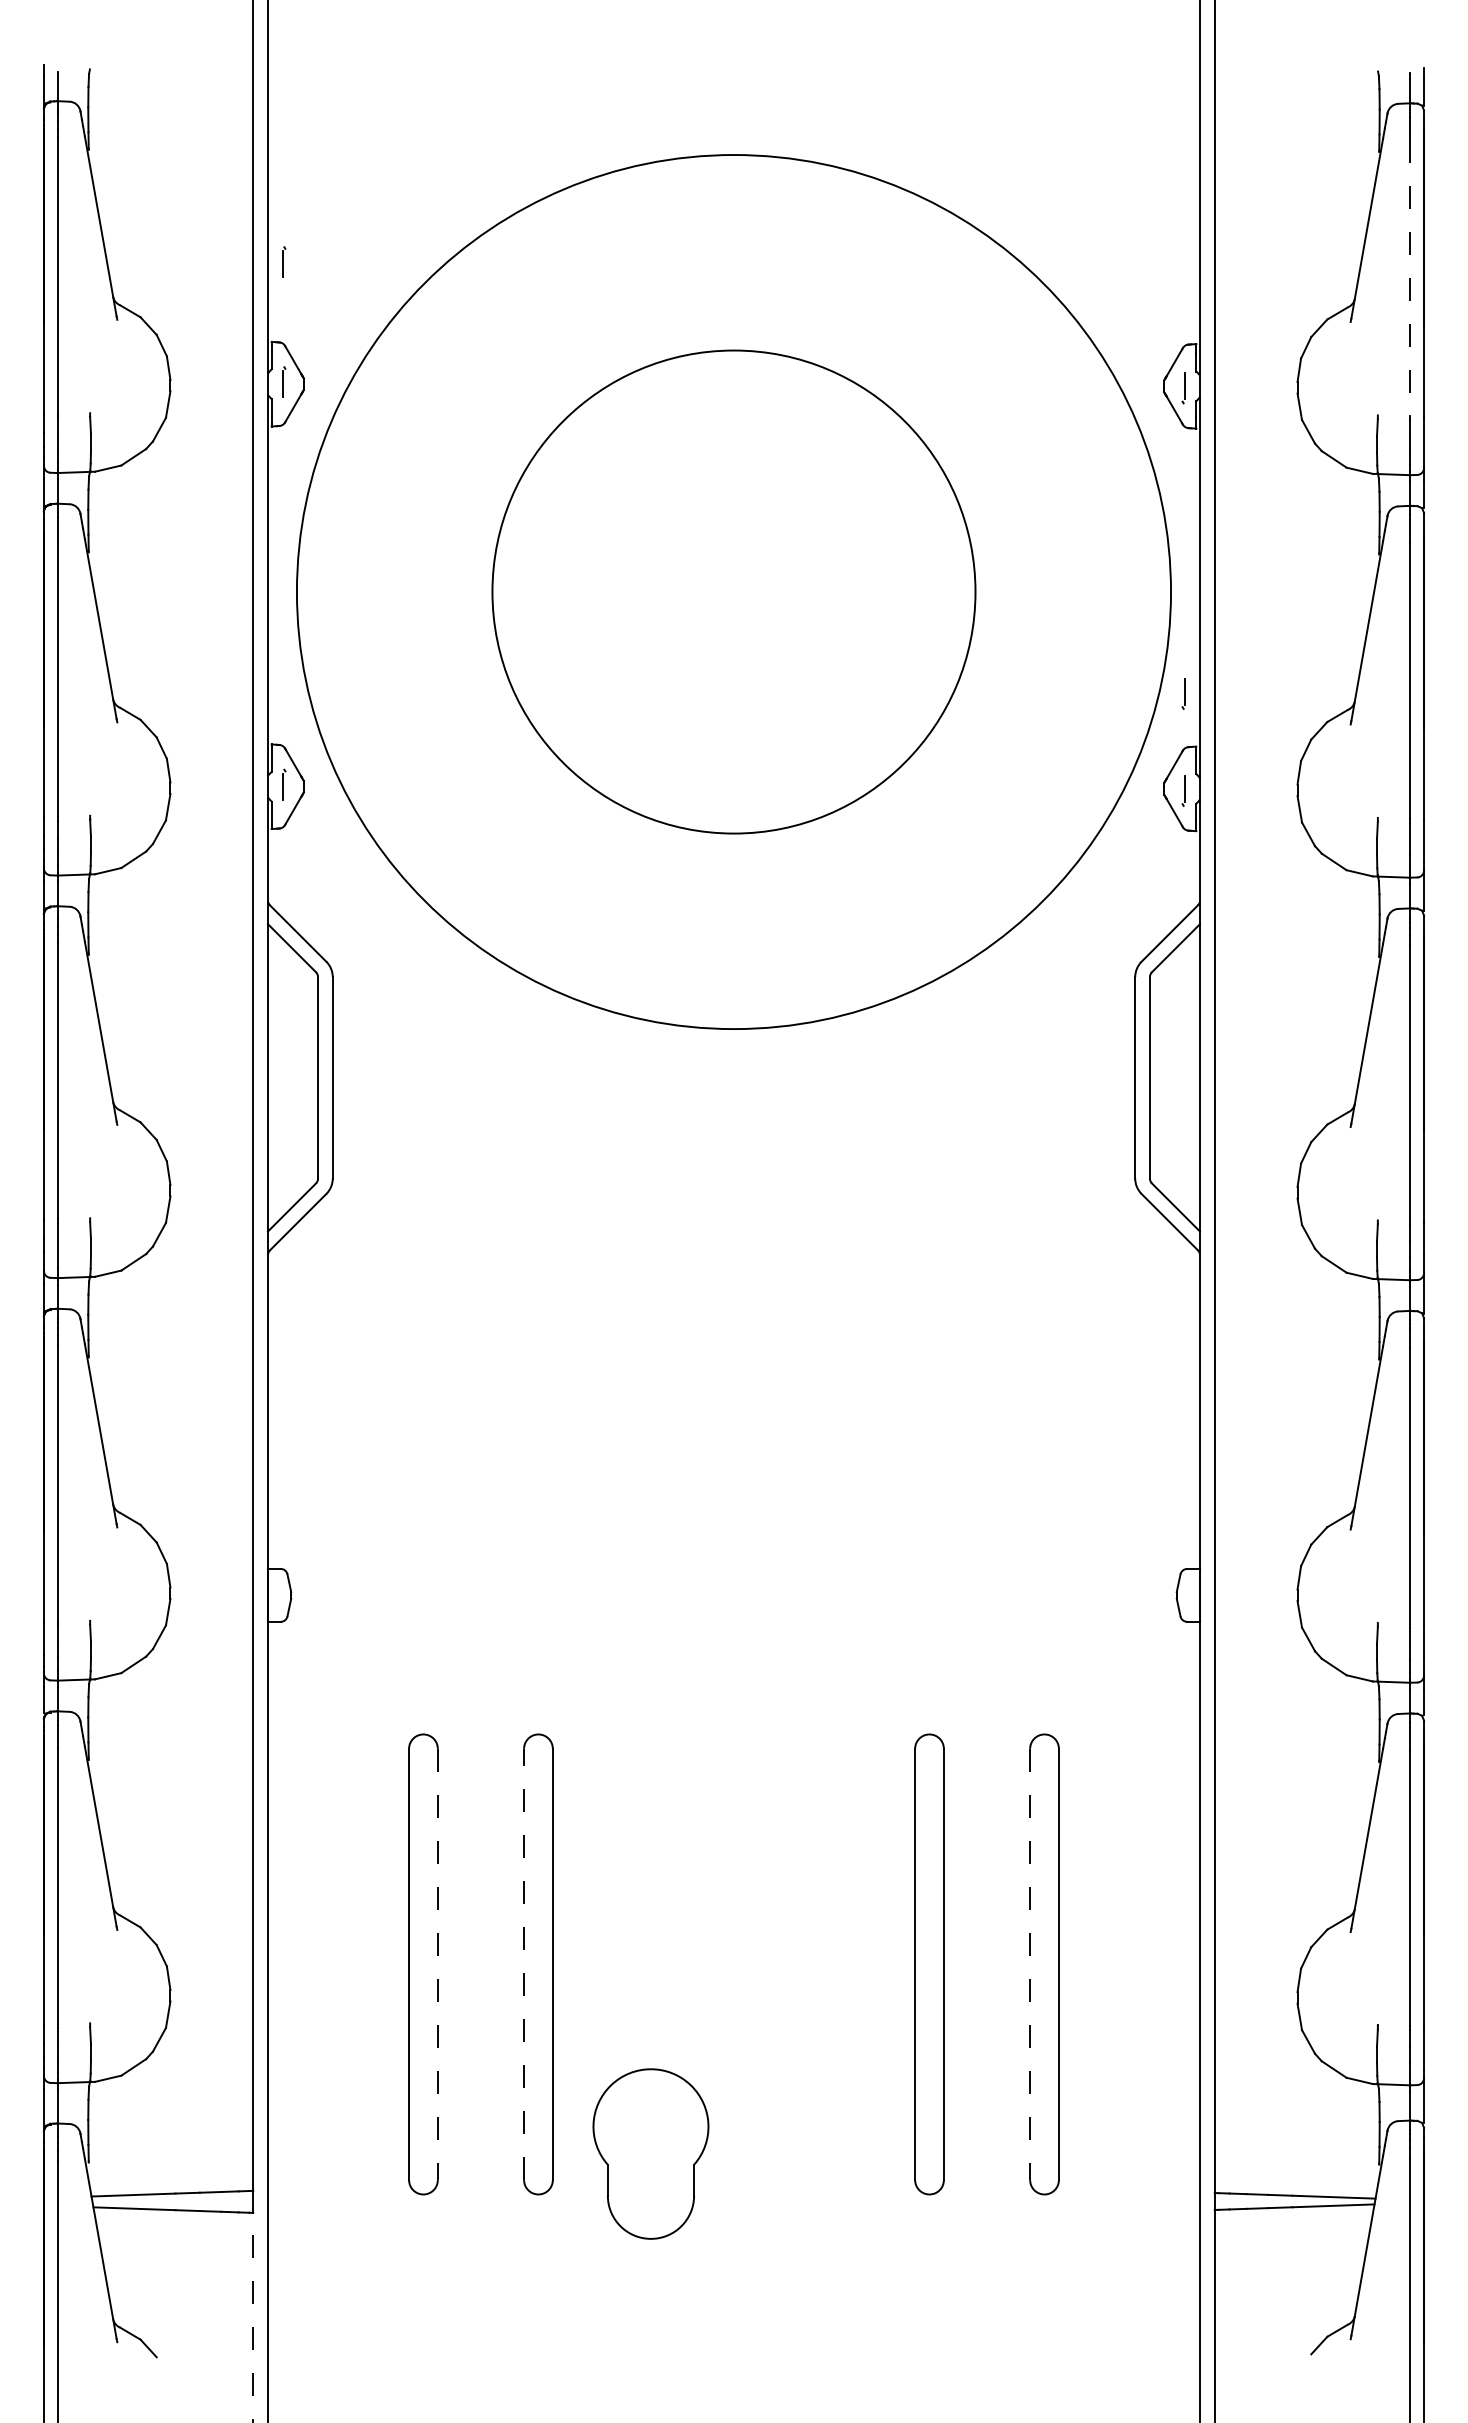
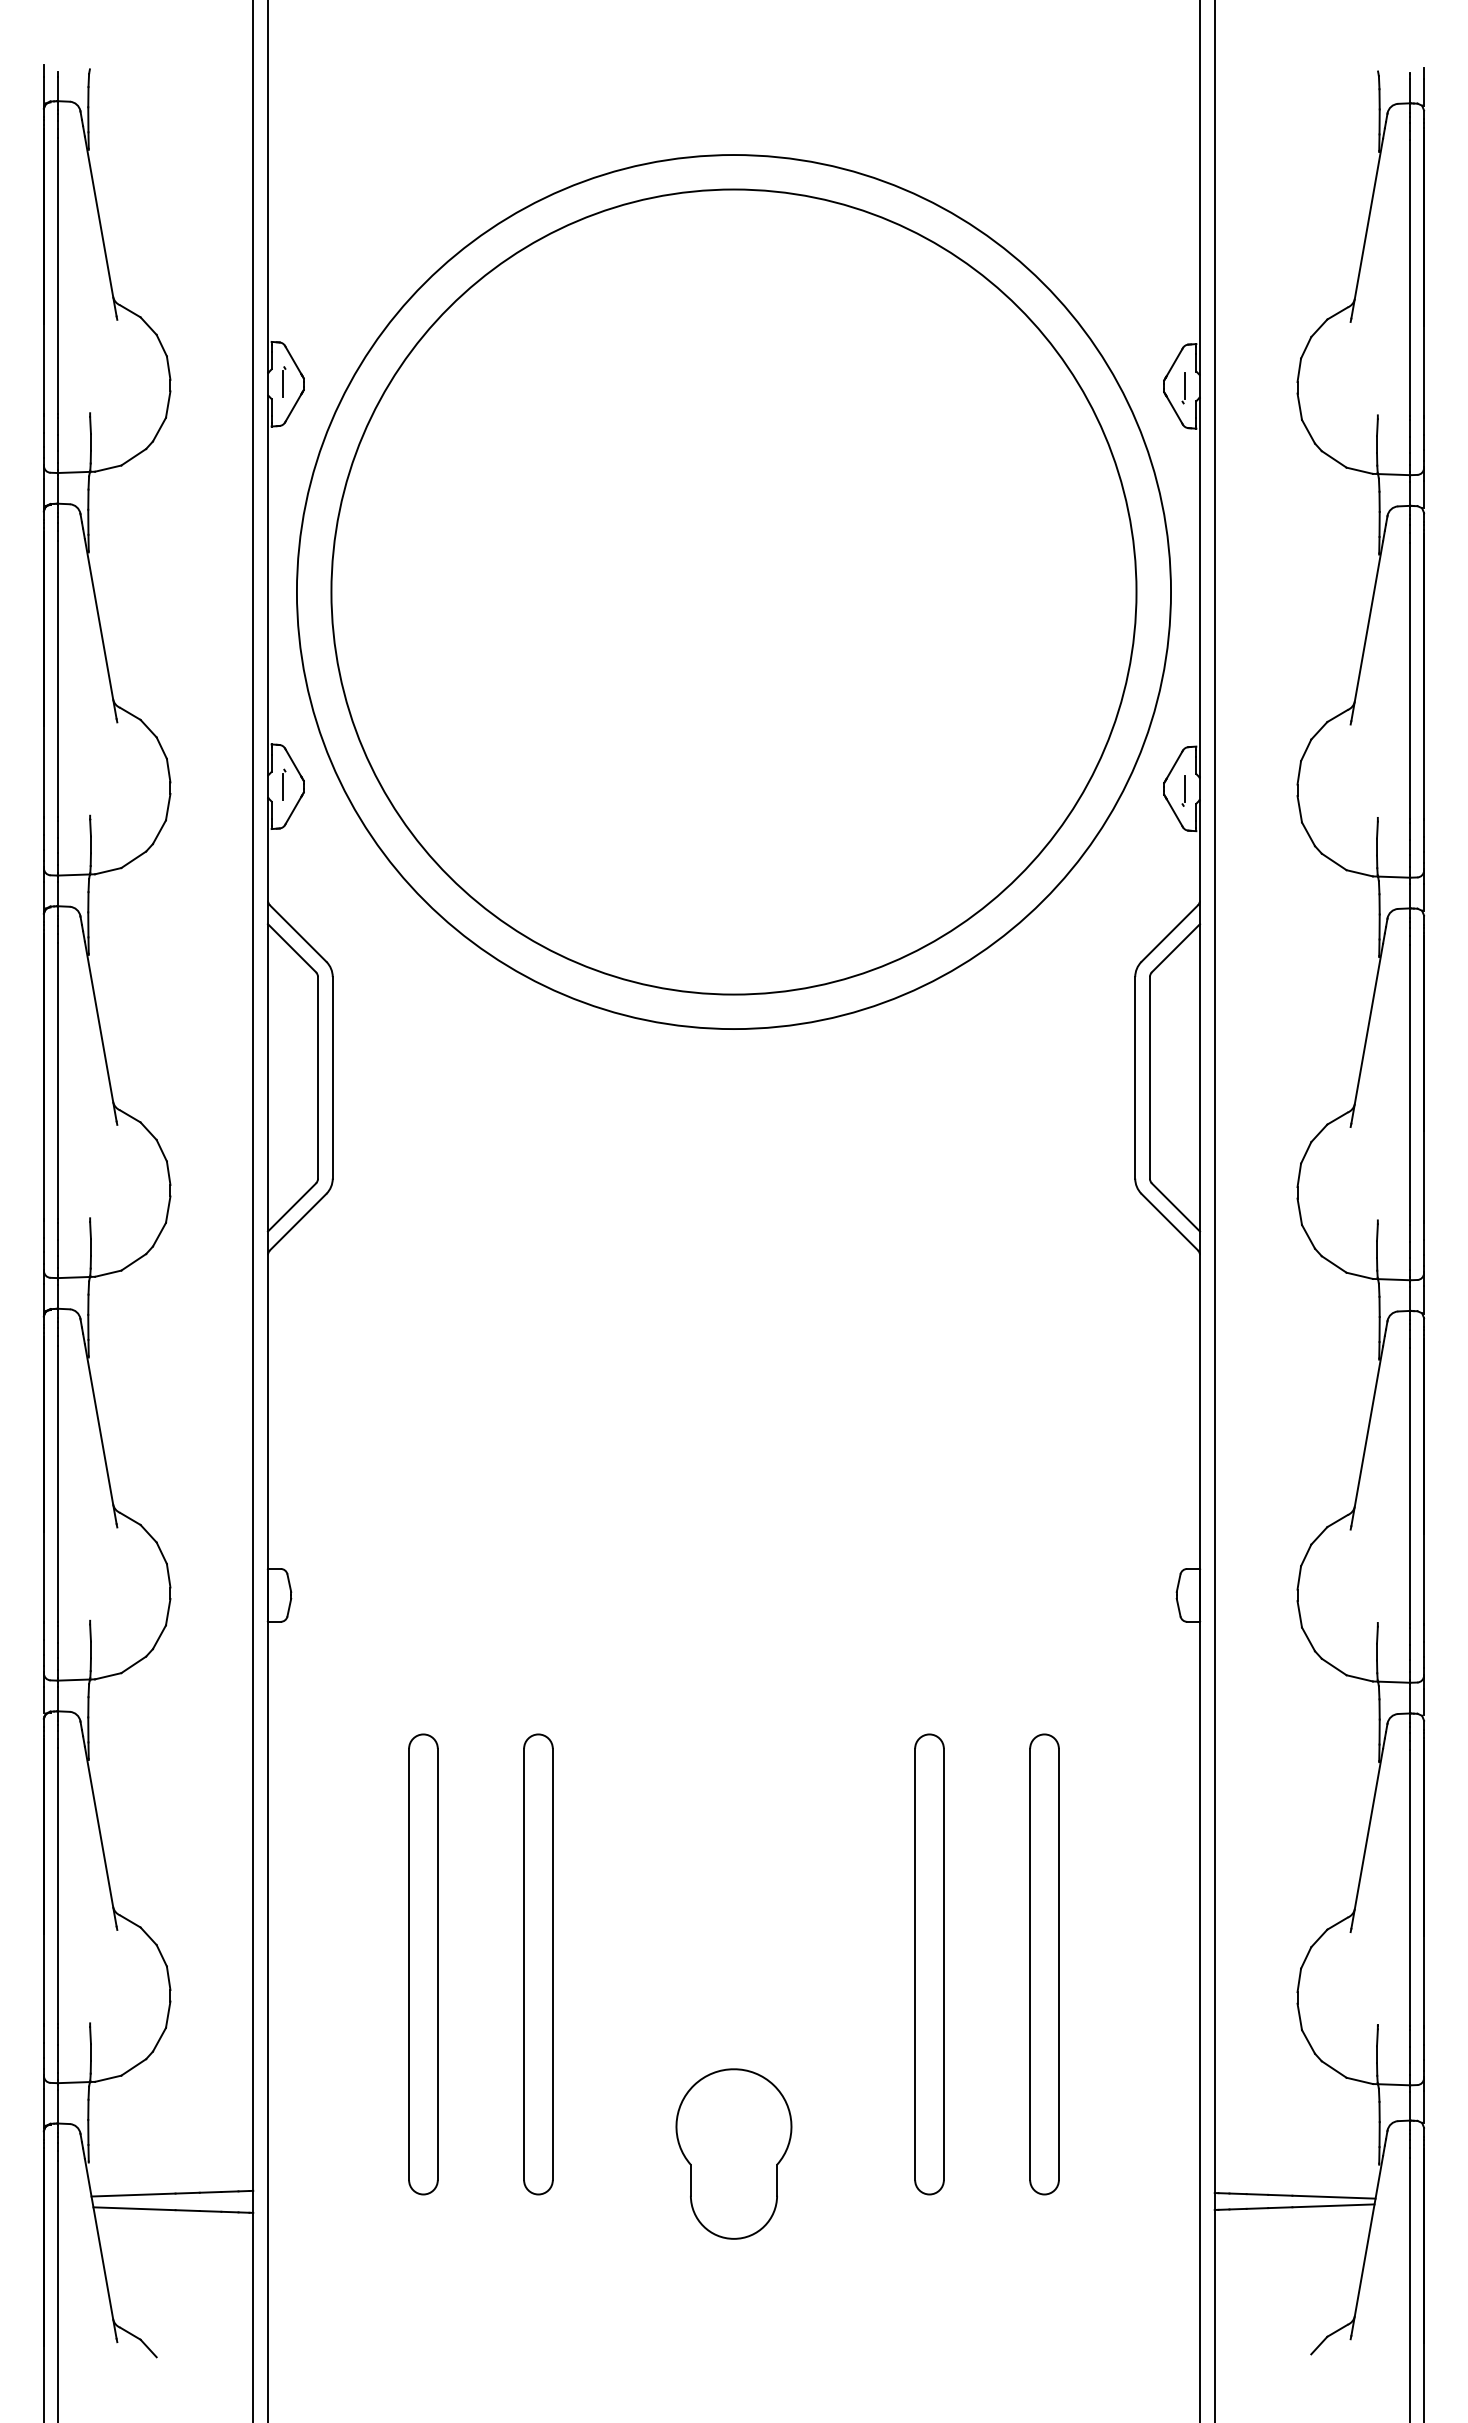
part: present -> none (284, 261)
line: dashed -> solid (1410, 278)
circle diameter: 483 px -> 805 px (733, 591)
part: present -> none (1183, 693)
line: dashed -> solid (437, 1964)
line: dashed -> solid (524, 1964)
line: dashed -> solid (1030, 1964)
part position: (650, 2153) -> (733, 2153) (733, 2153)
line: dashed -> solid (253, 2317)
